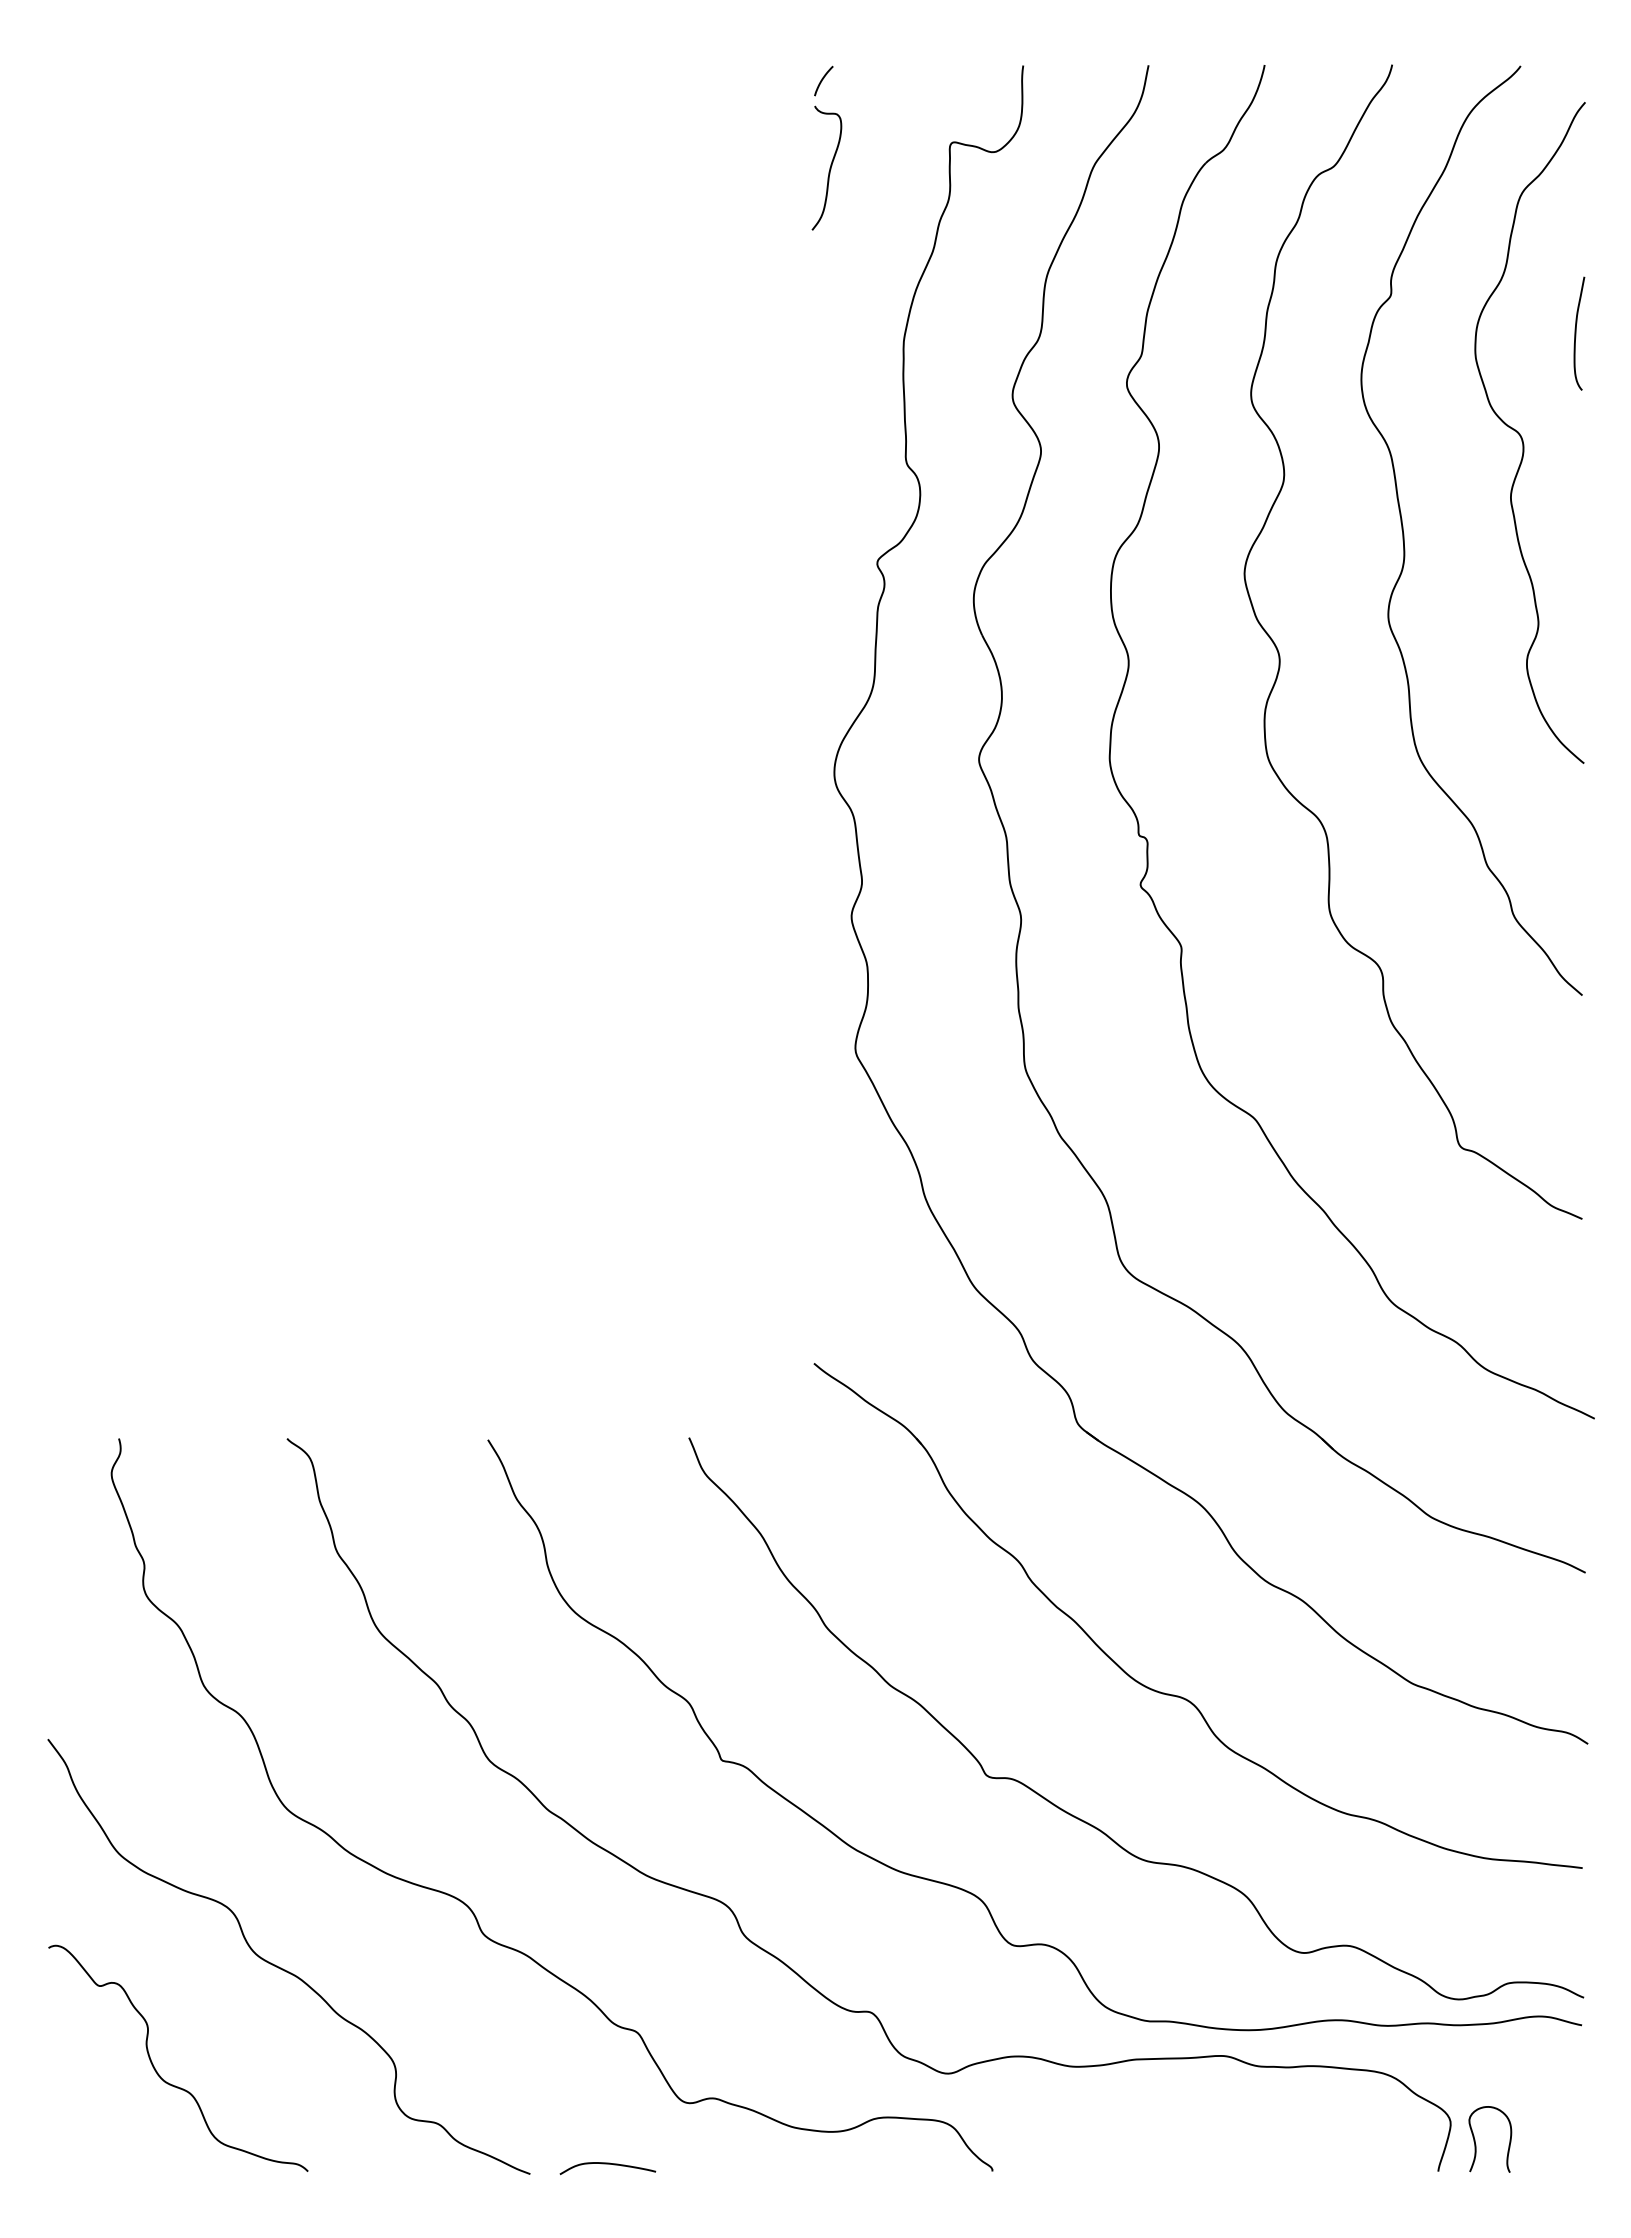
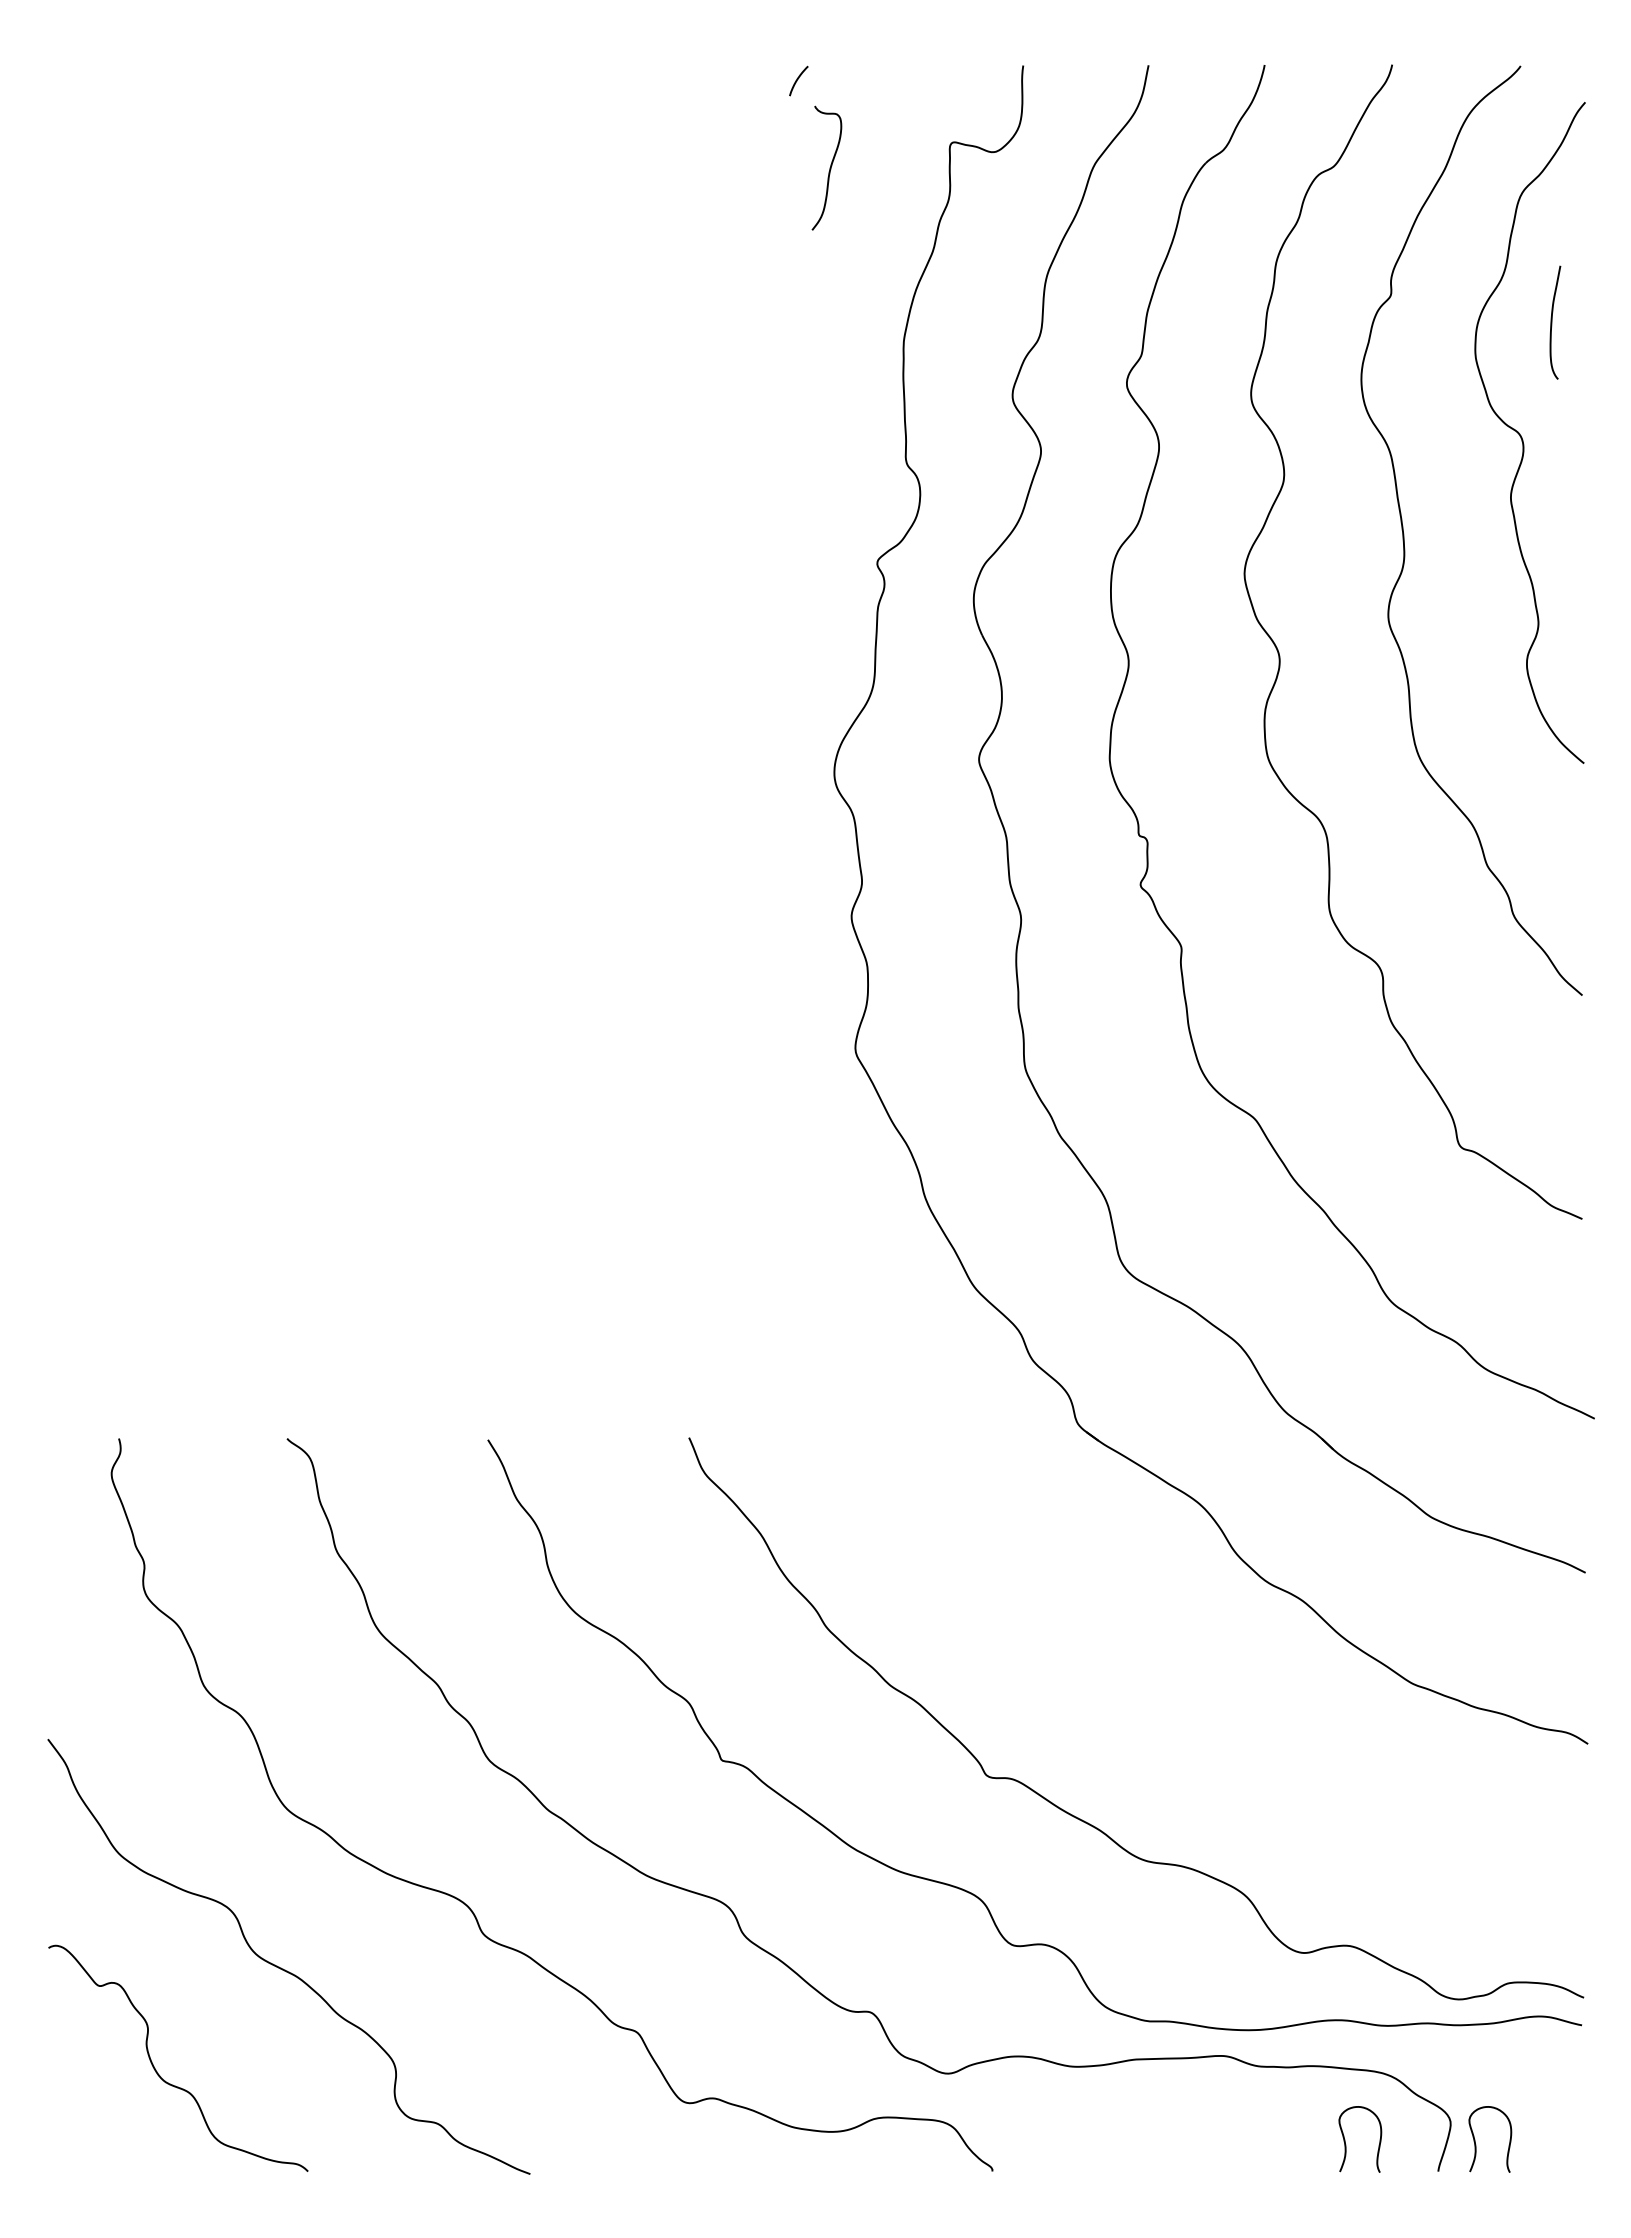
curve position: (823, 79) -> (798, 79) (798, 79)
curve position: (1576, 333) -> (1552, 322) (1552, 322)
part: present -> none (1178, 1695)
curve: none -> present (1346, 2144)
curve: present -> none (607, 2164)
